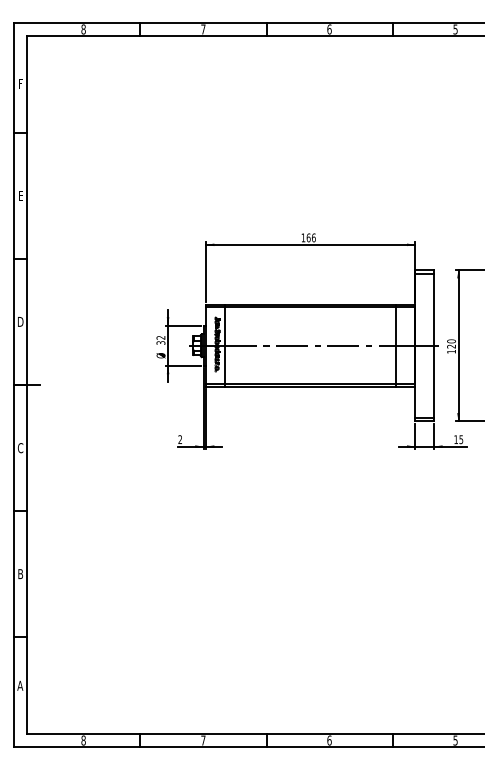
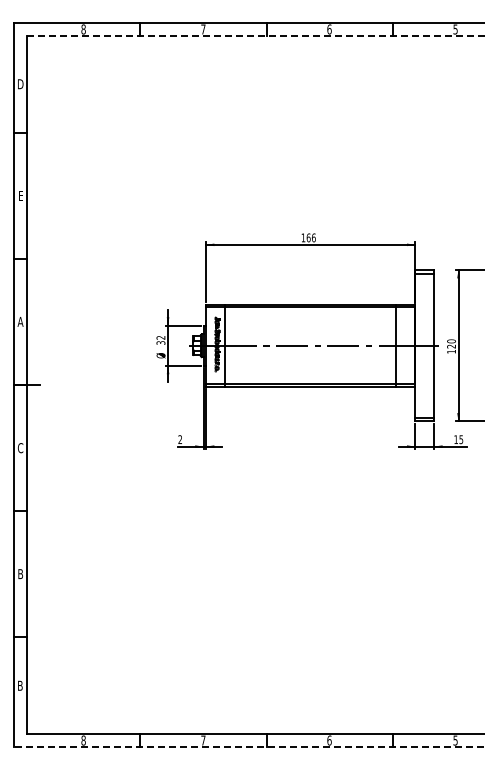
line: solid -> dashed (255, 35)
text: F -> D (20, 84)
text: D -> A (20, 321)
text: A -> B (20, 685)
line: solid -> dashed (249, 746)
